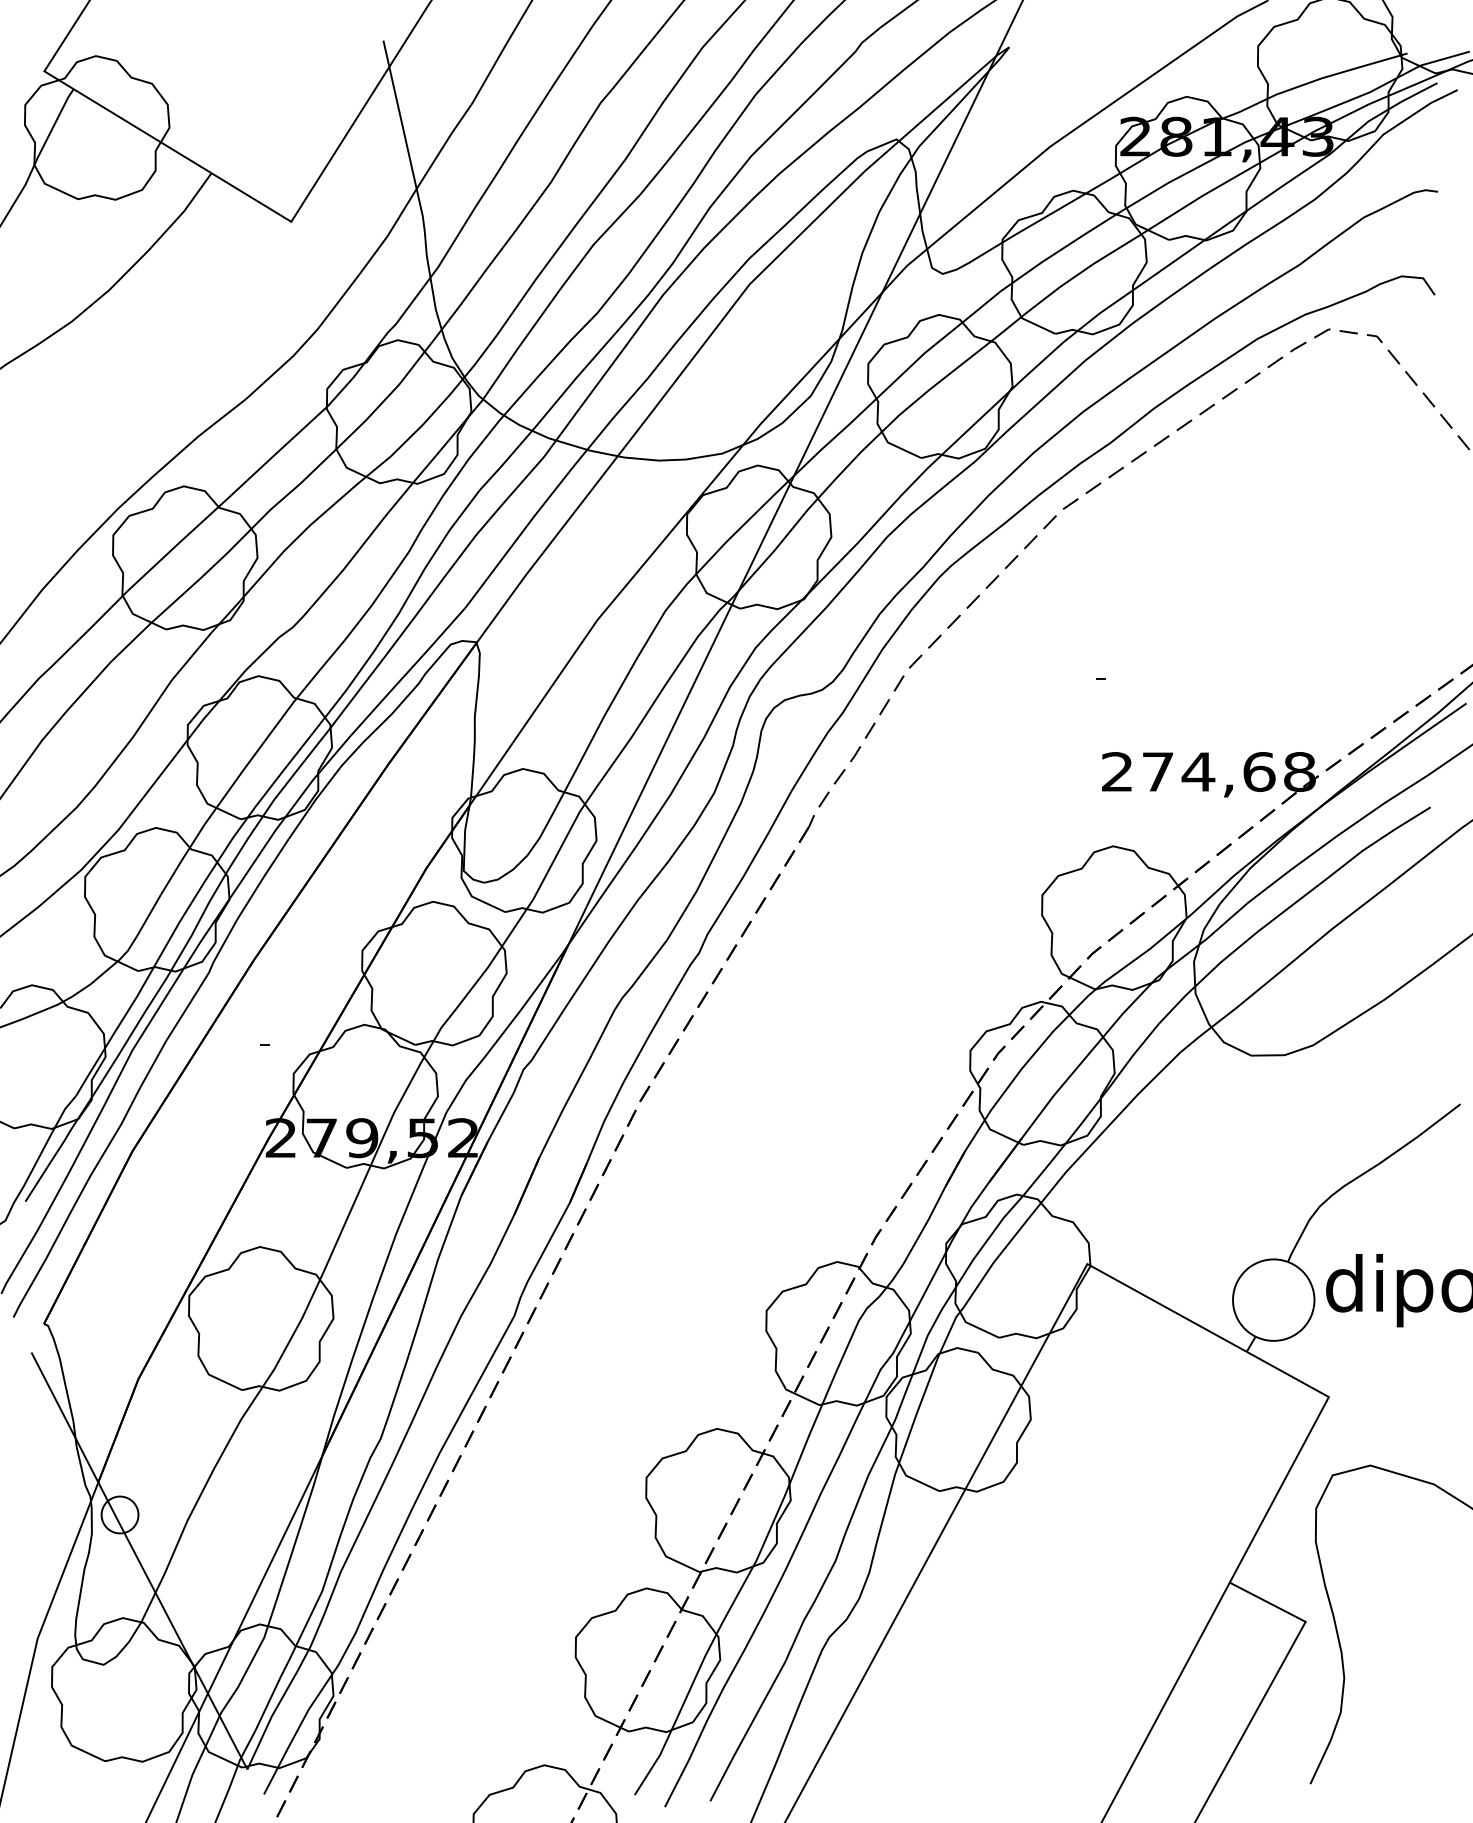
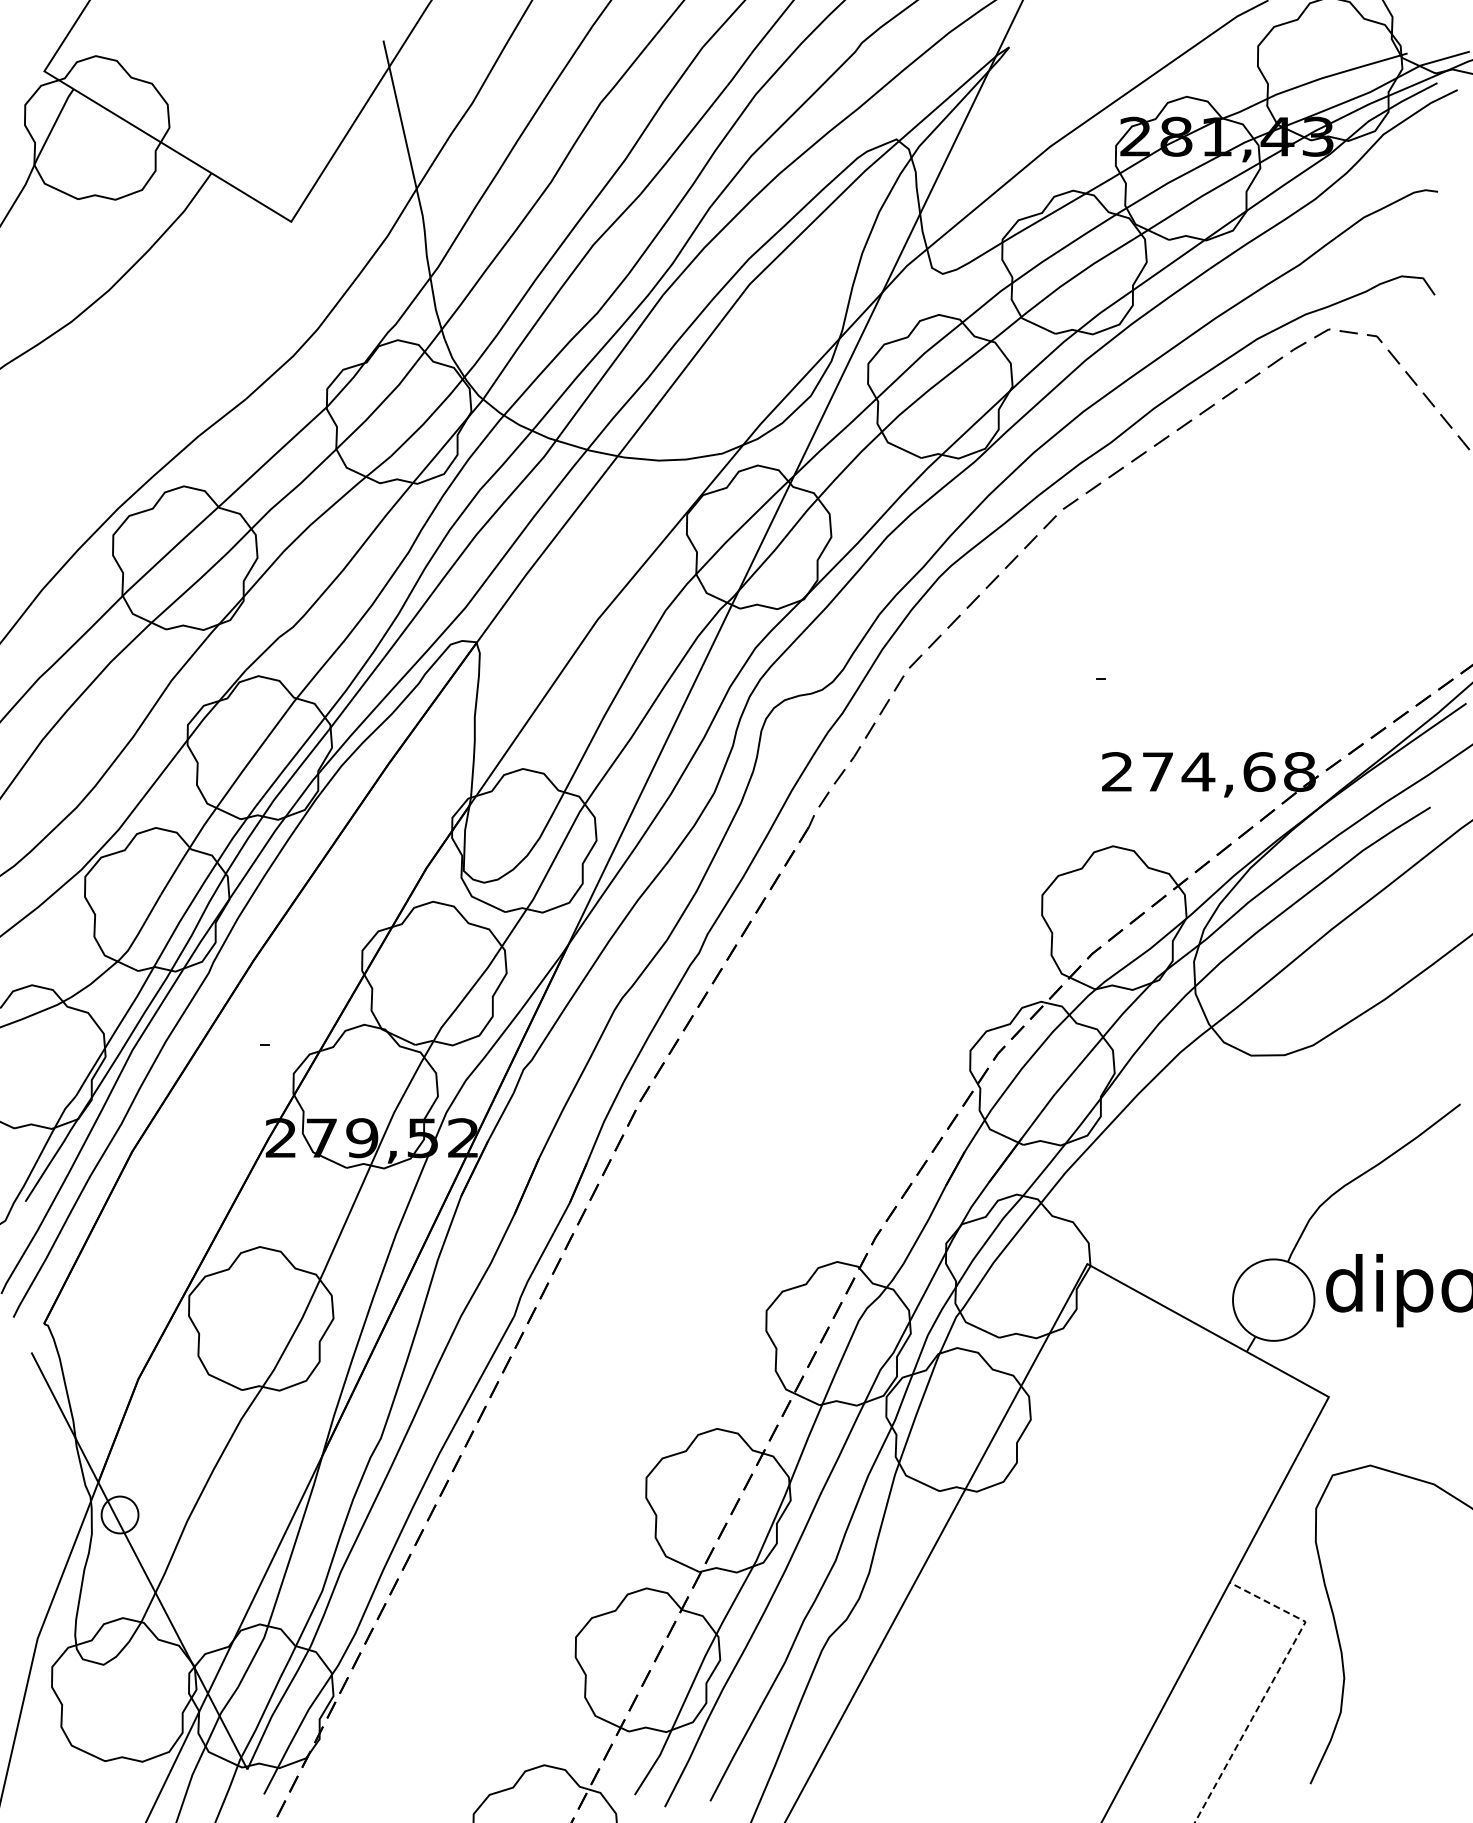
line: solid -> dashed (1271, 1684)
